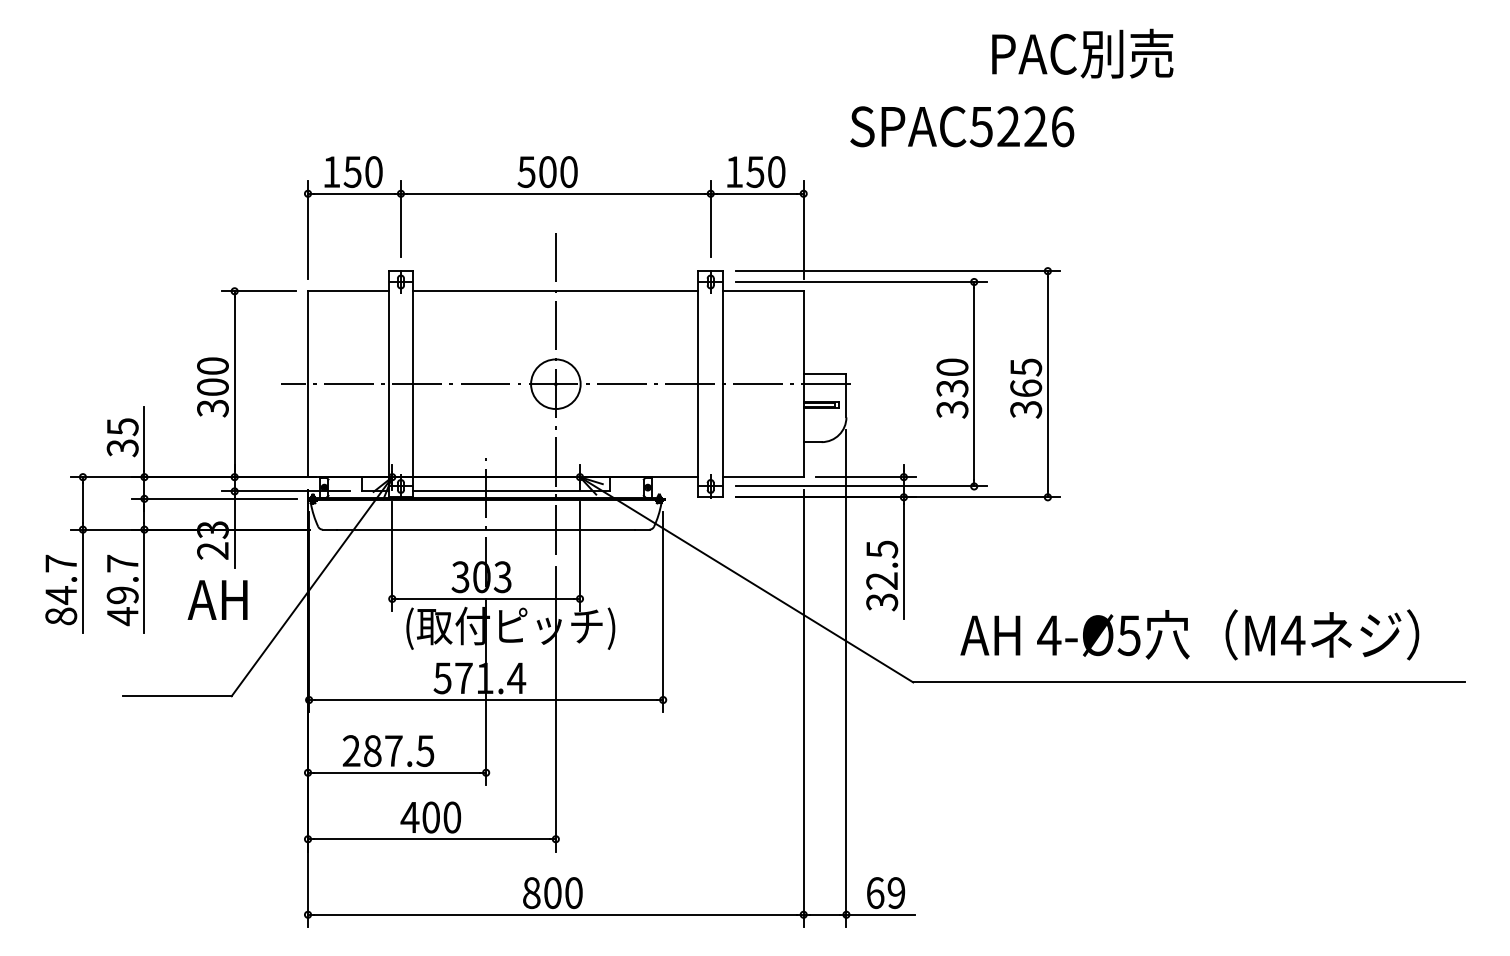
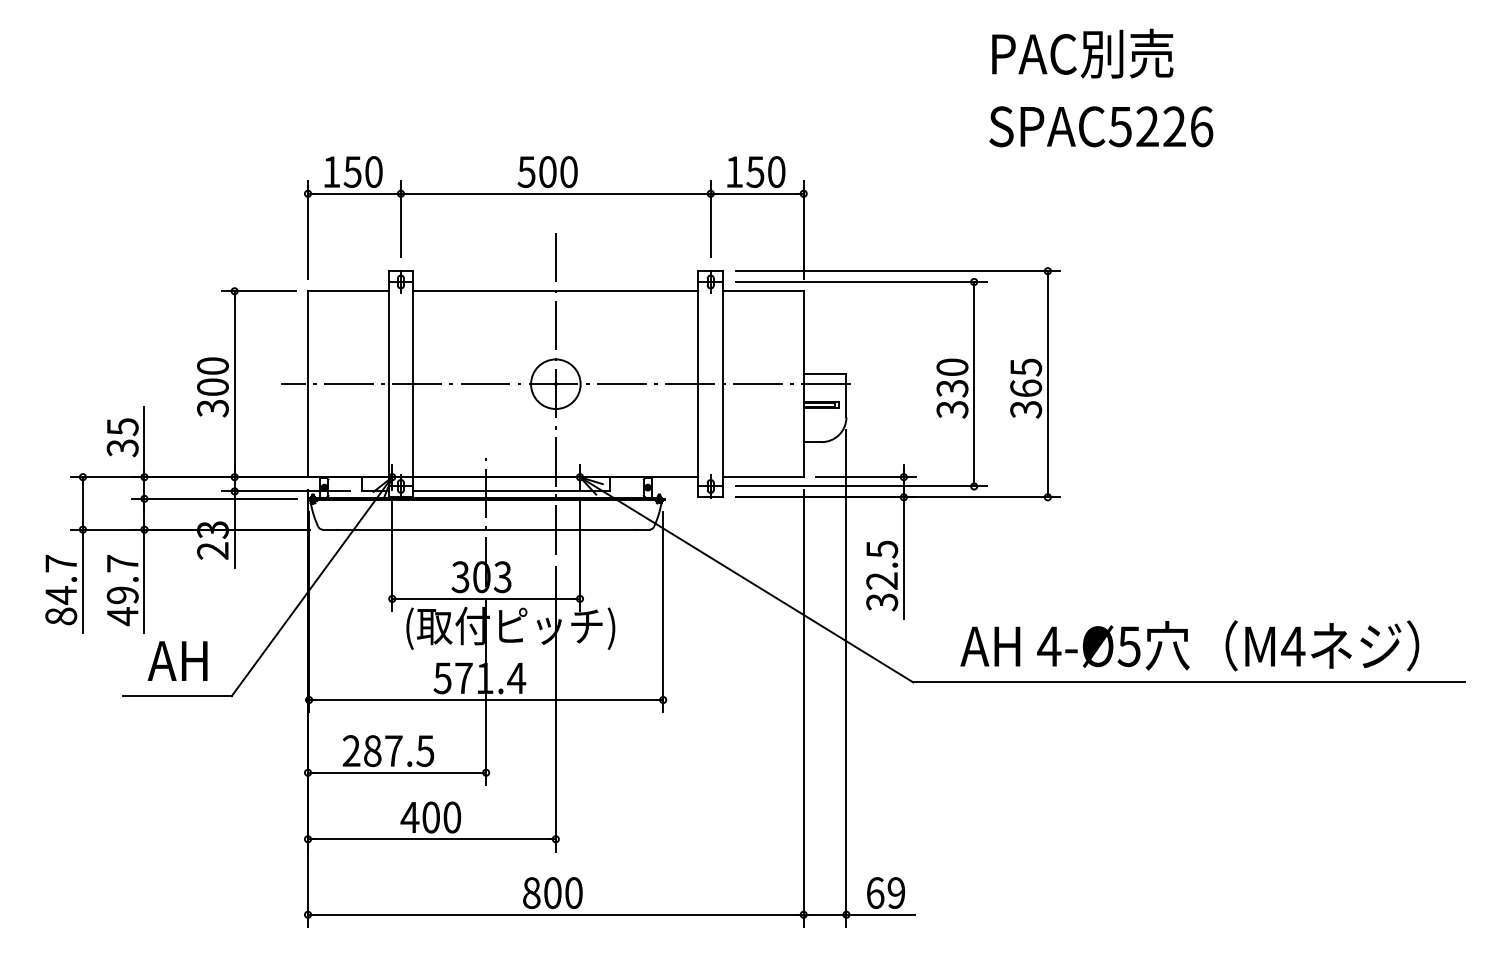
text position: (962, 126) -> (1101, 126) (1101, 126)
text position: (217, 599) -> (177, 660) (177, 660)
text position: (1189, 634) -> (1189, 645) (1189, 645)
